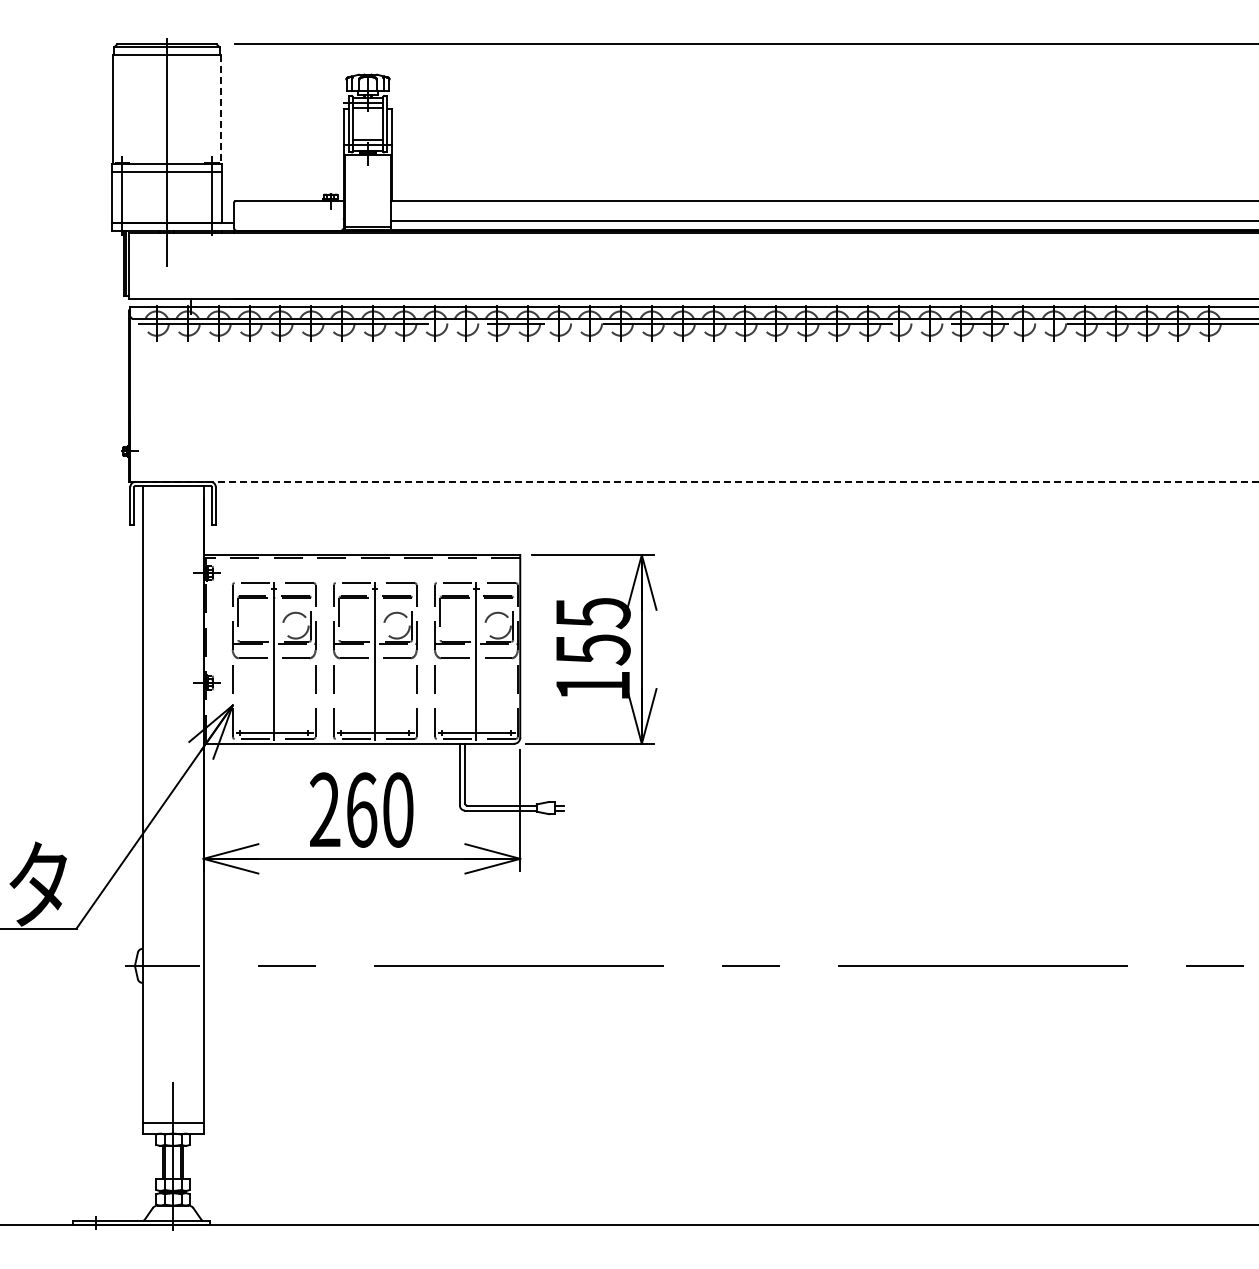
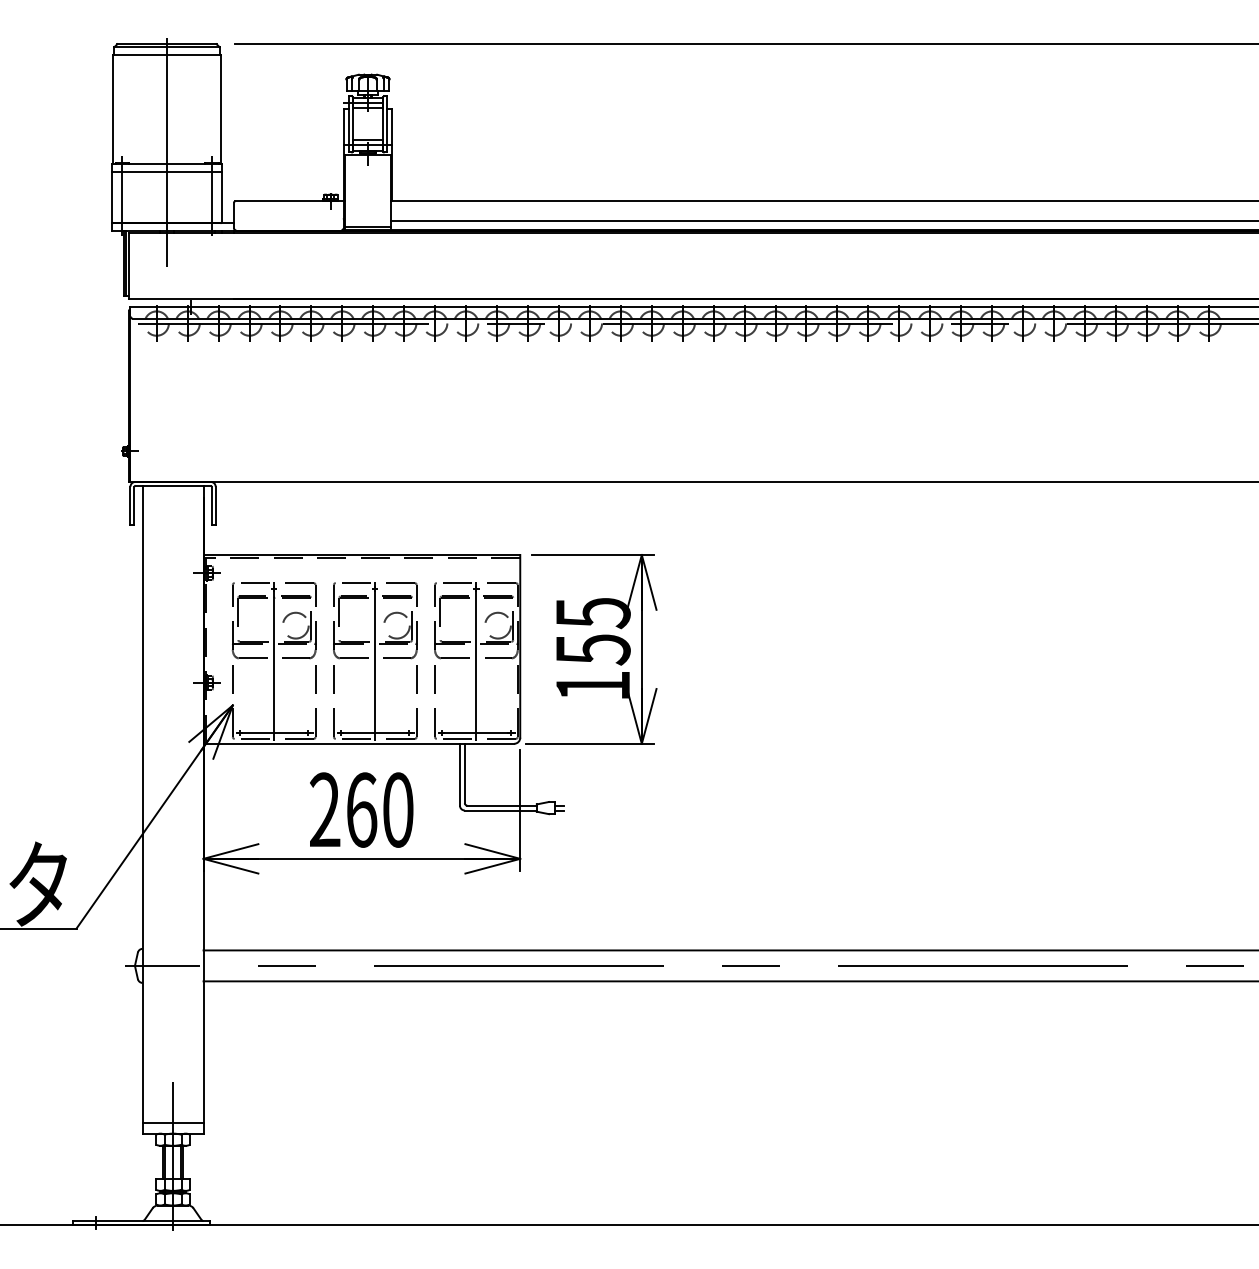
line: dashed -> solid (221, 109)
line: dashed -> solid (694, 481)
line: none -> present (729, 950)
line: none -> present (729, 981)
